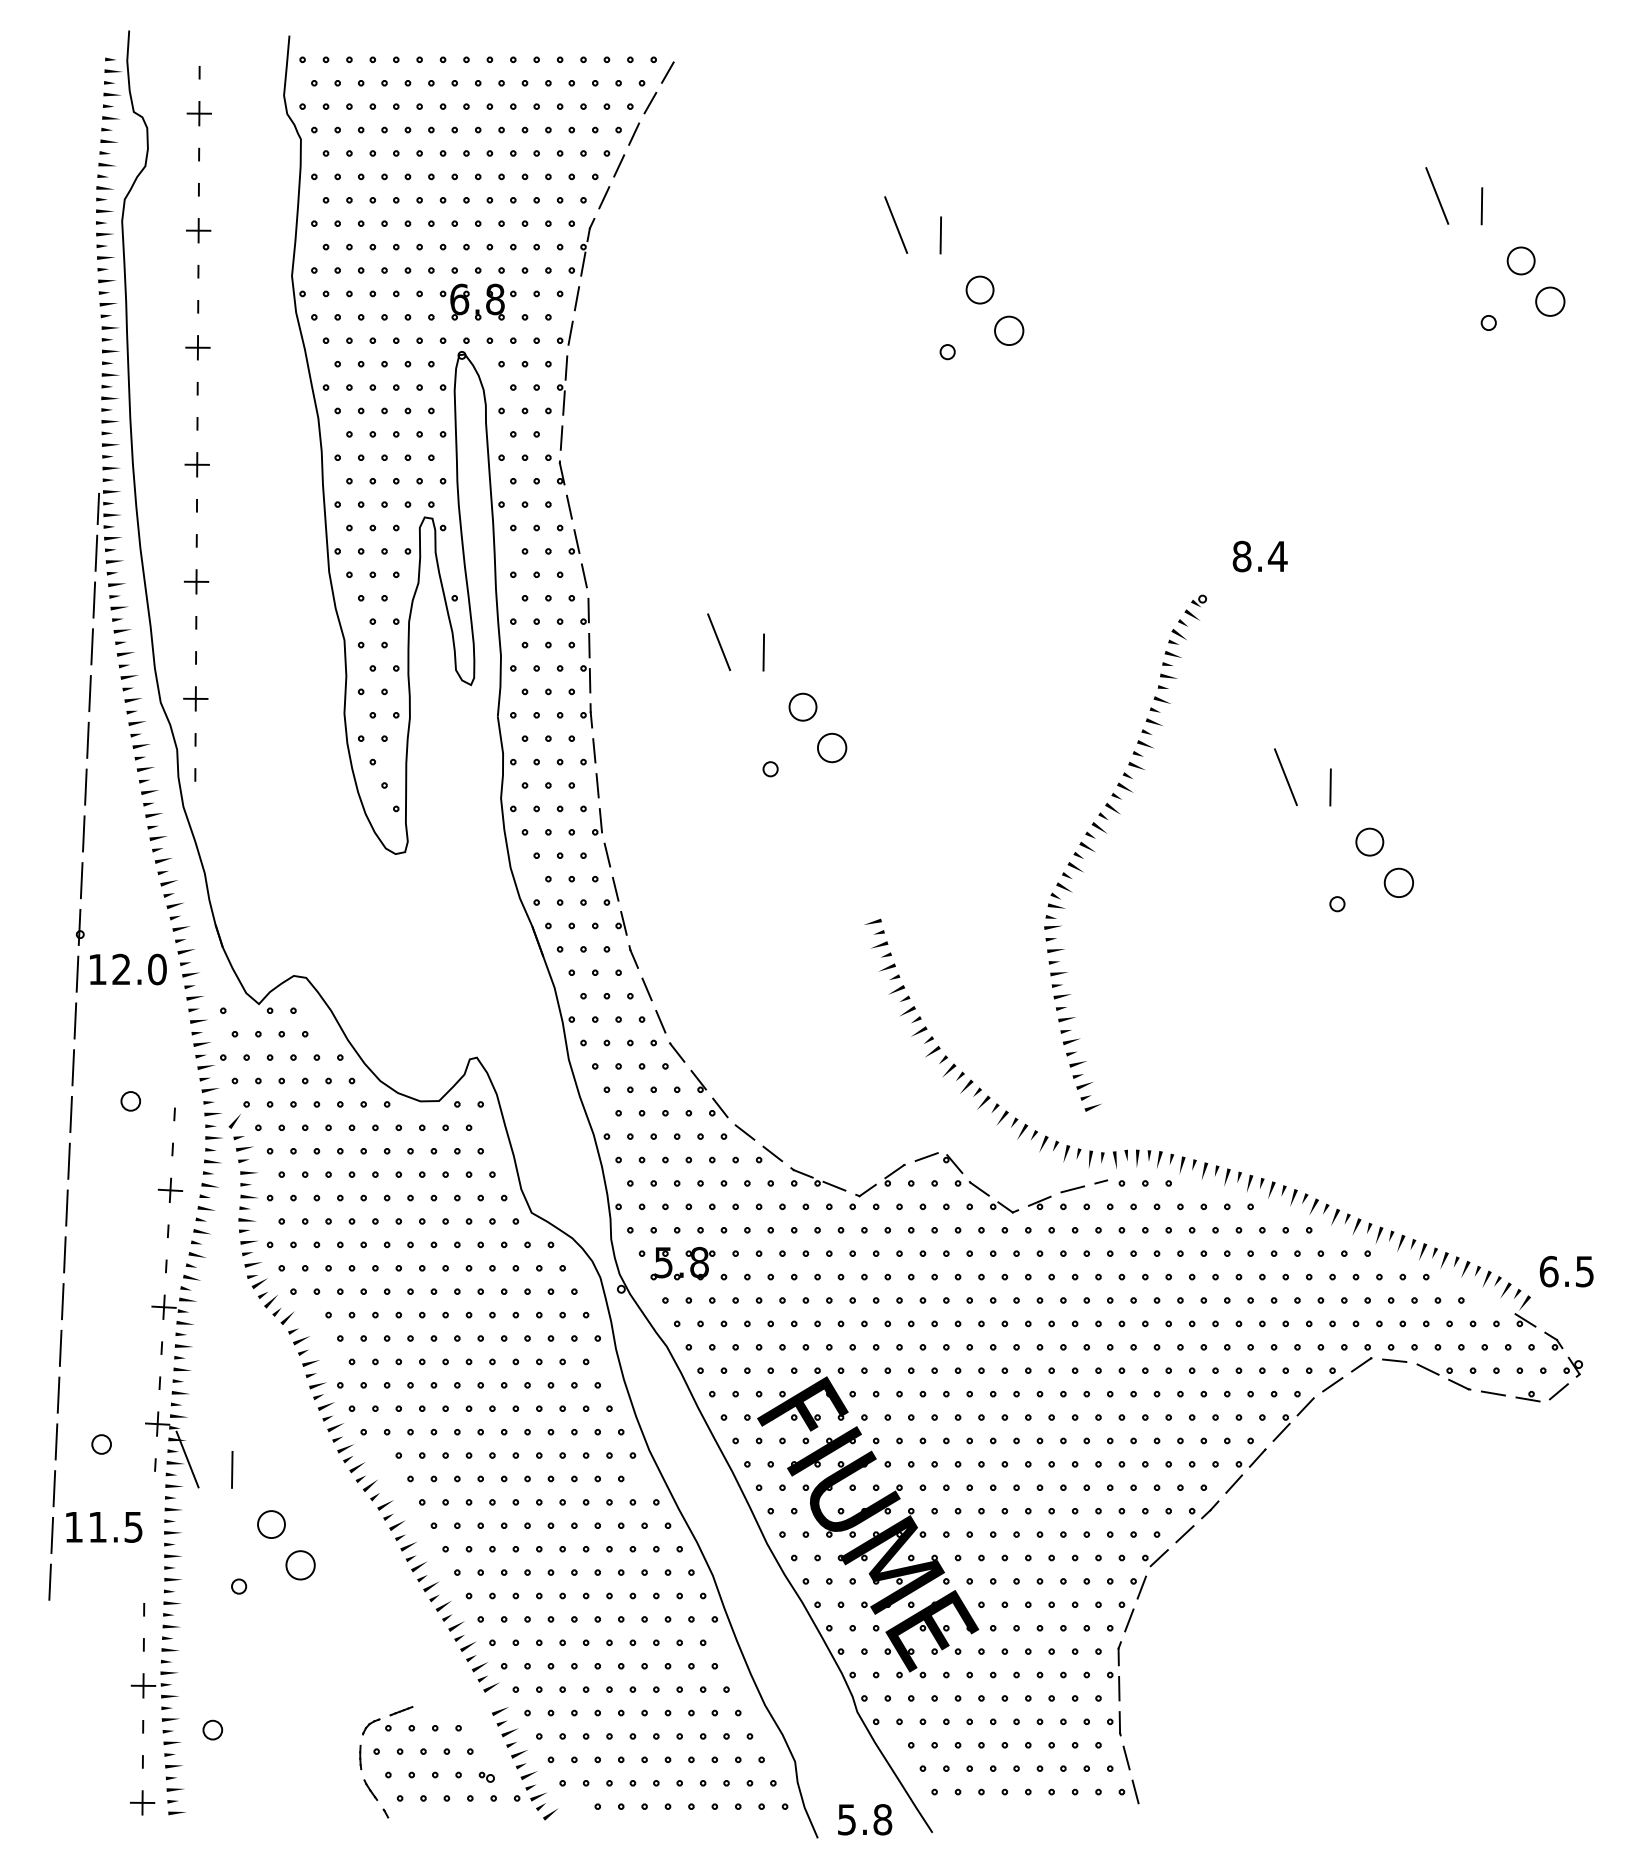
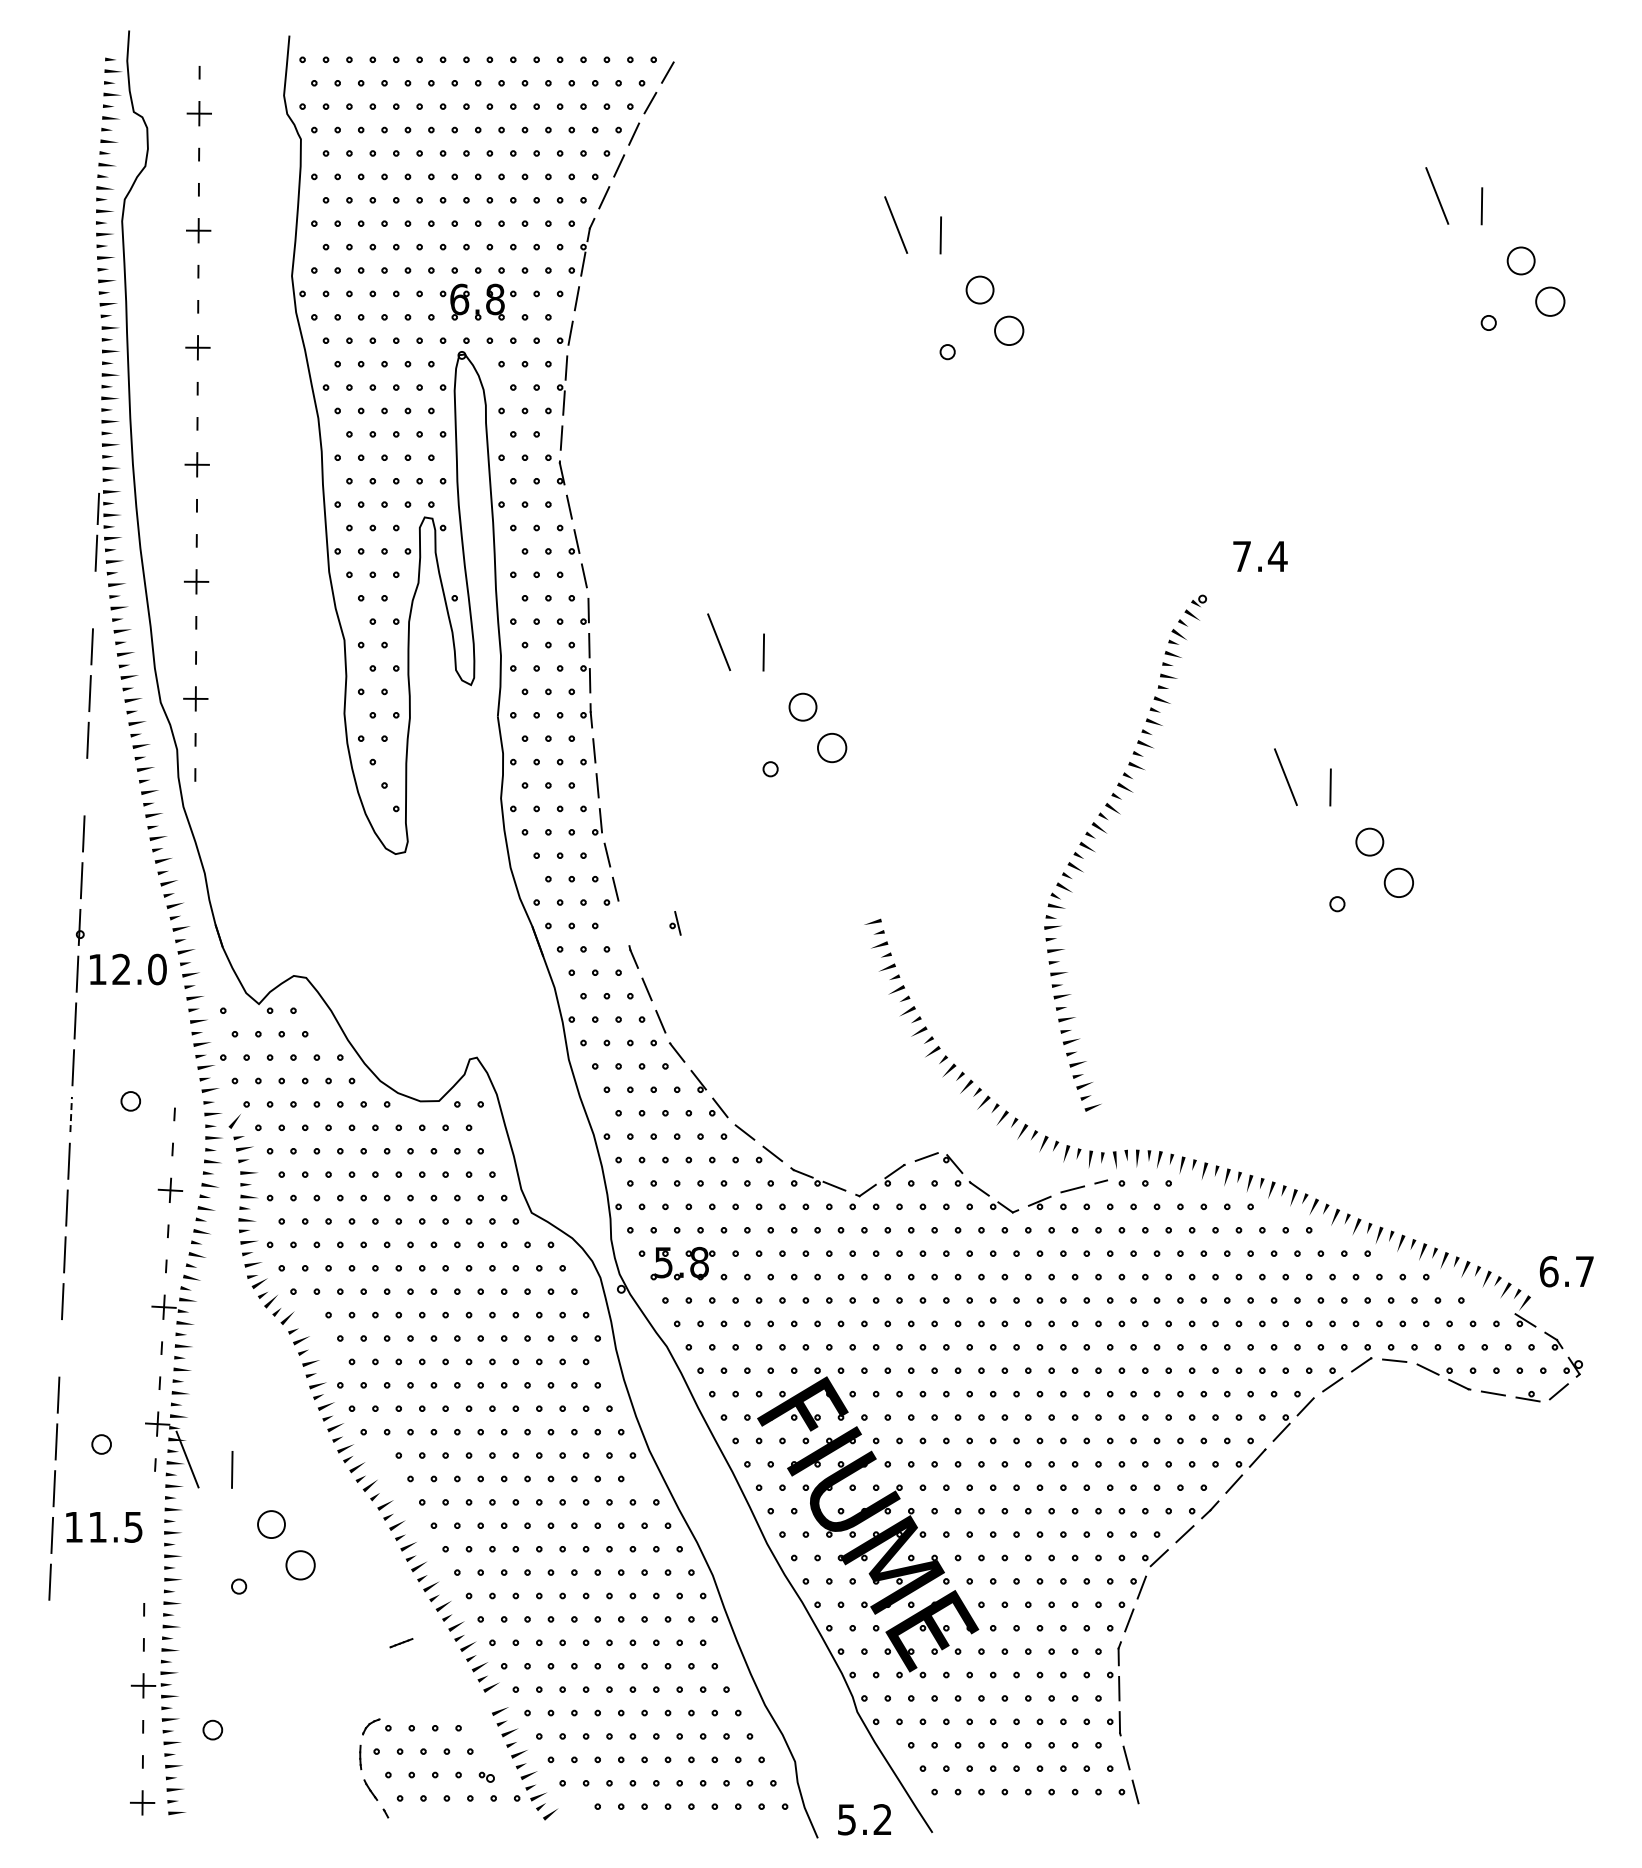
text: 8.4 -> 7.4 (1241, 556)
line: present -> none (94, 599)
line: present -> none (85, 786)
part position: (621, 923) -> (675, 923) (675, 923)
line: solid -> dashed (71, 1114)
text: 6.5 -> 6.7 (1584, 1271)
line: present -> none (60, 1347)
line position: (401, 1711) -> (401, 1643) (401, 1643)
text: 5.8 -> 5.2 (882, 1819)
